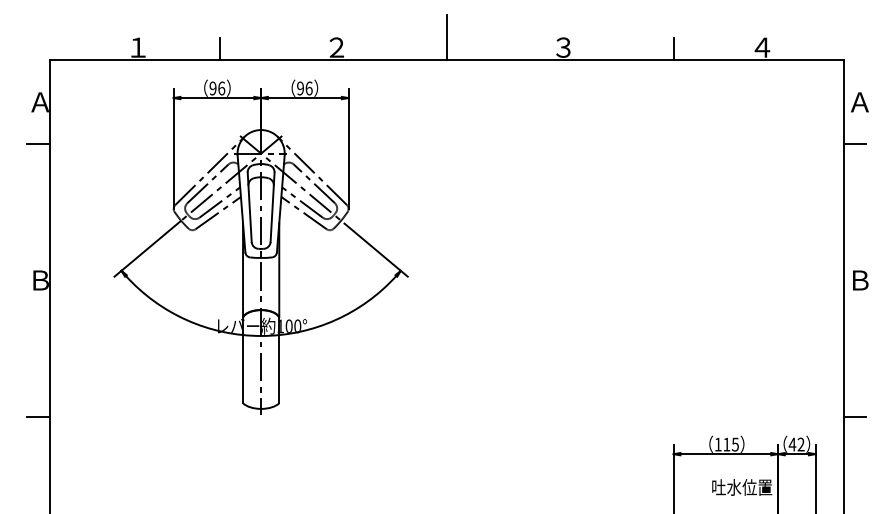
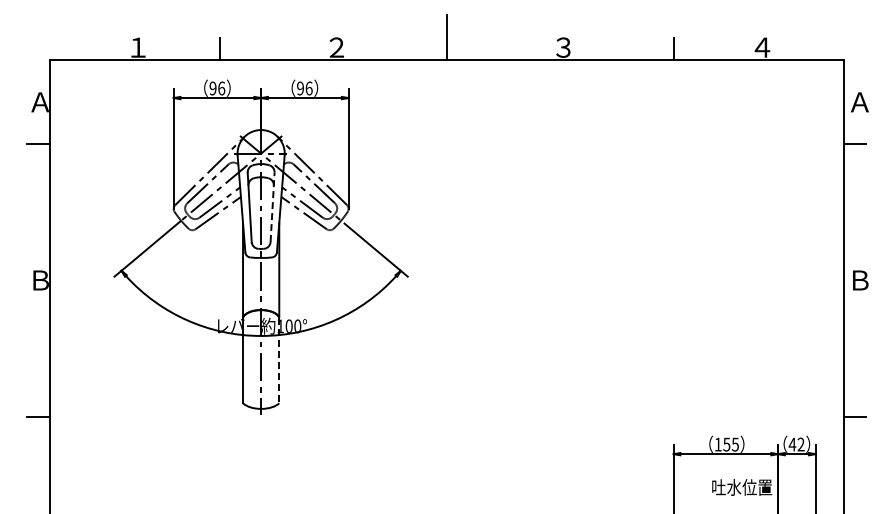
line: solid -> dashed (272, 207)
line: solid -> dashed (279, 360)
text: 115 -> 155 (726, 444)
